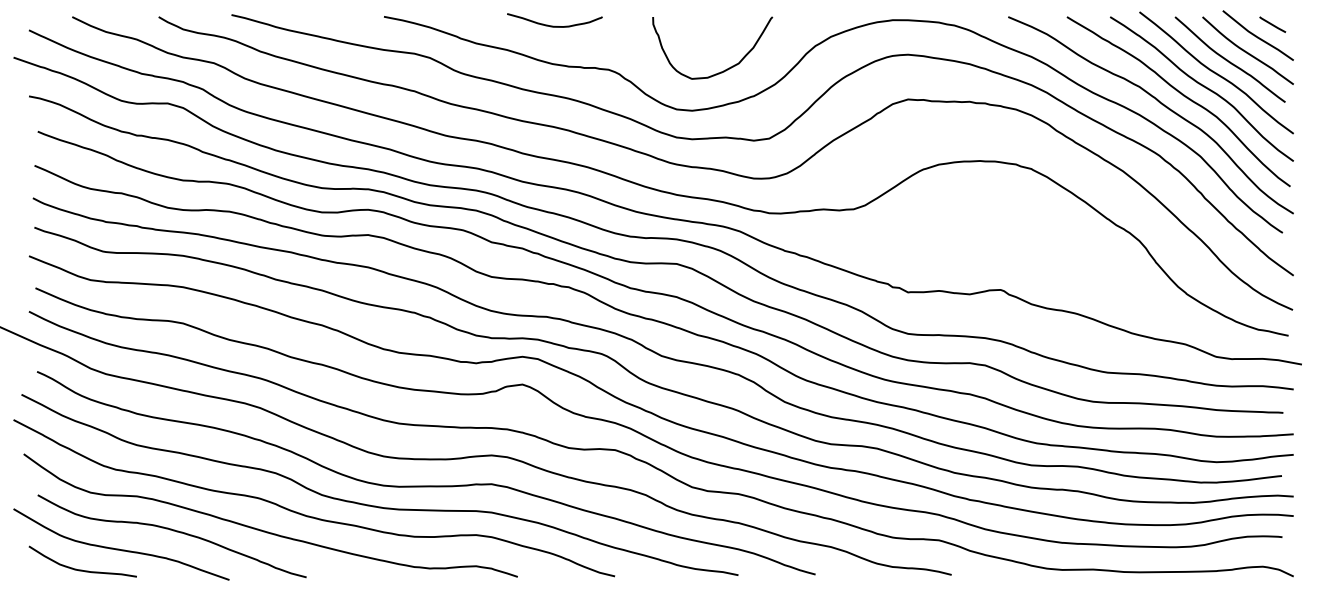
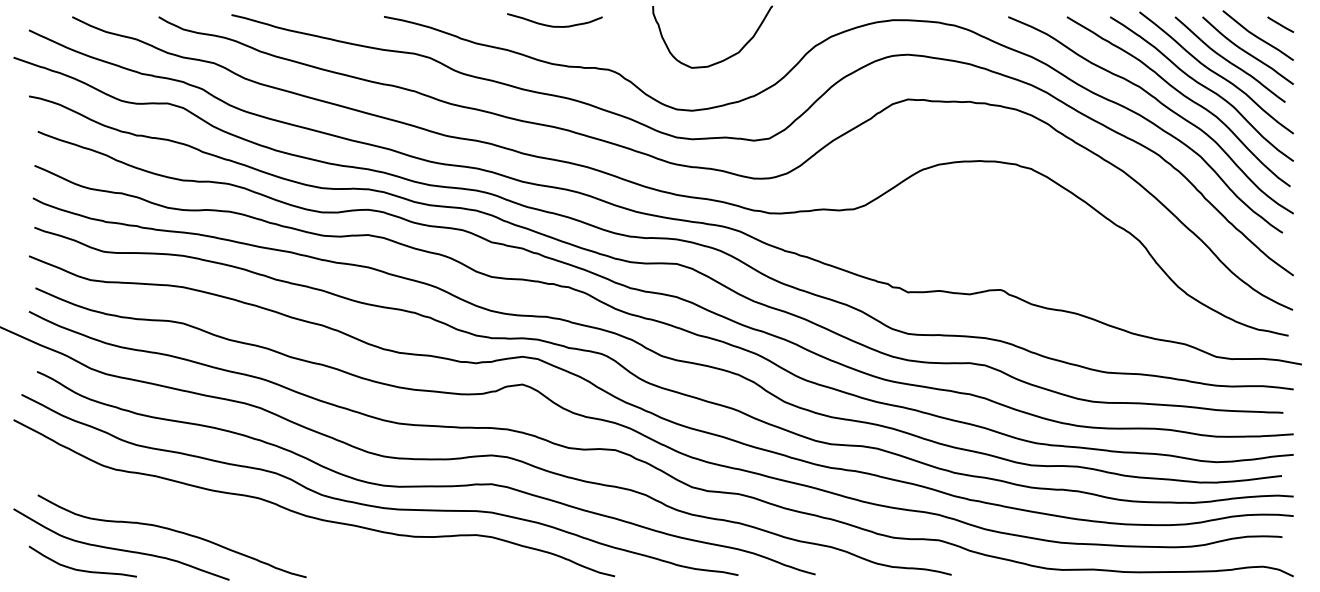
line position: (1272, 24) -> (1280, 24) (1280, 24)
curve position: (720, 71) -> (720, 60) (720, 60)
curve: present -> none (265, 530)
